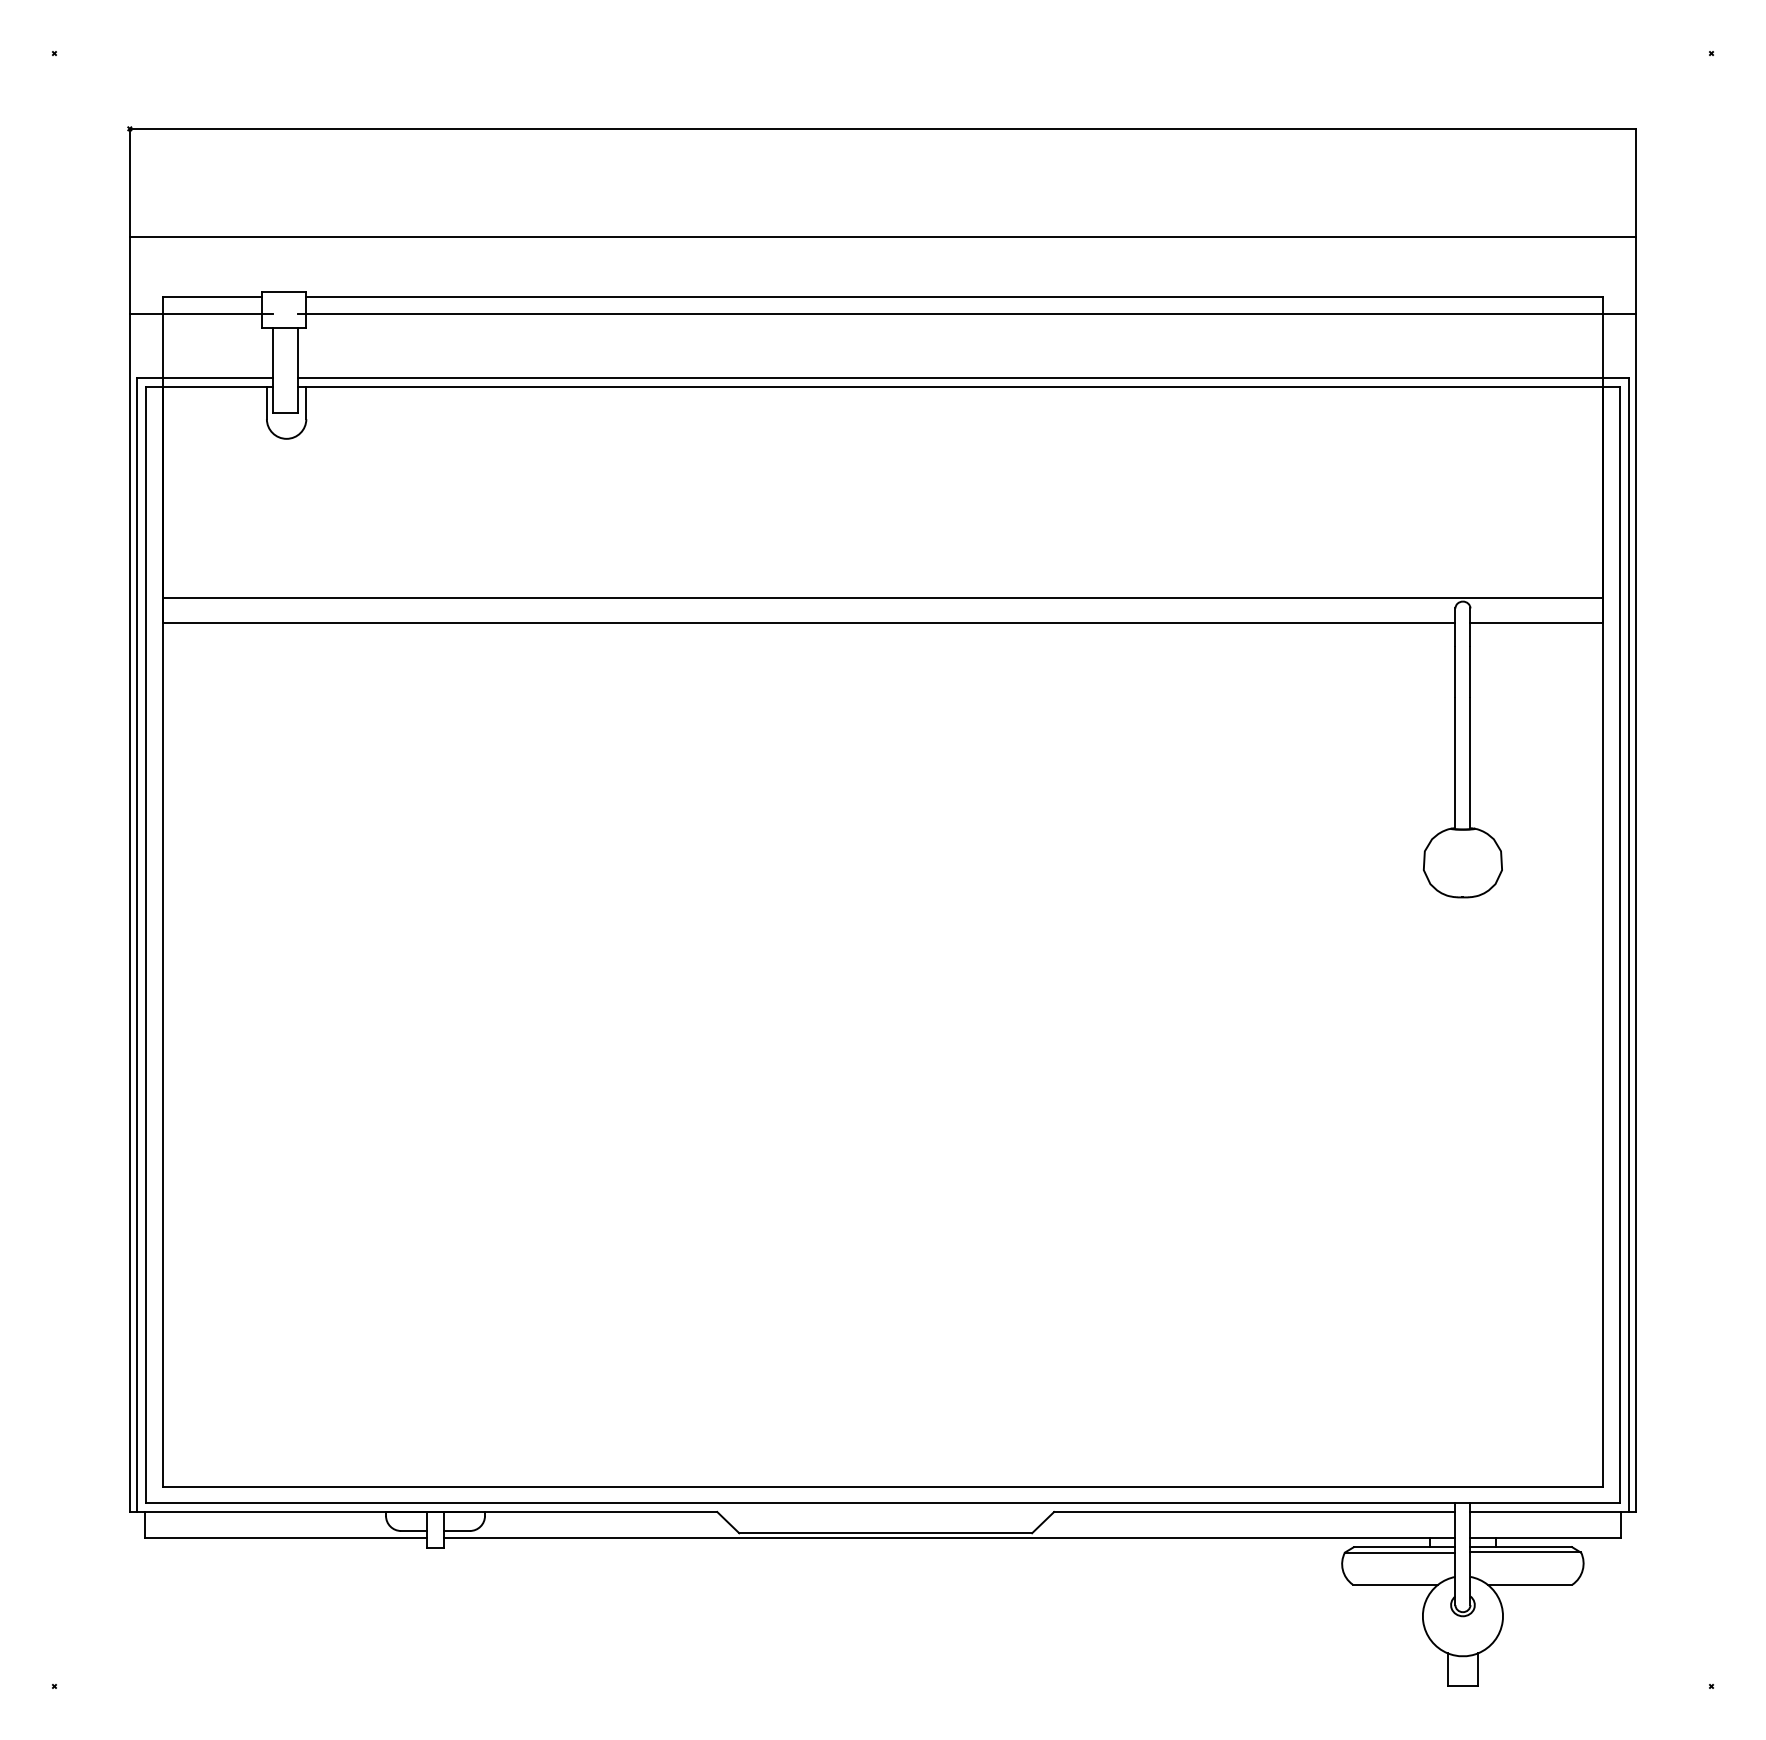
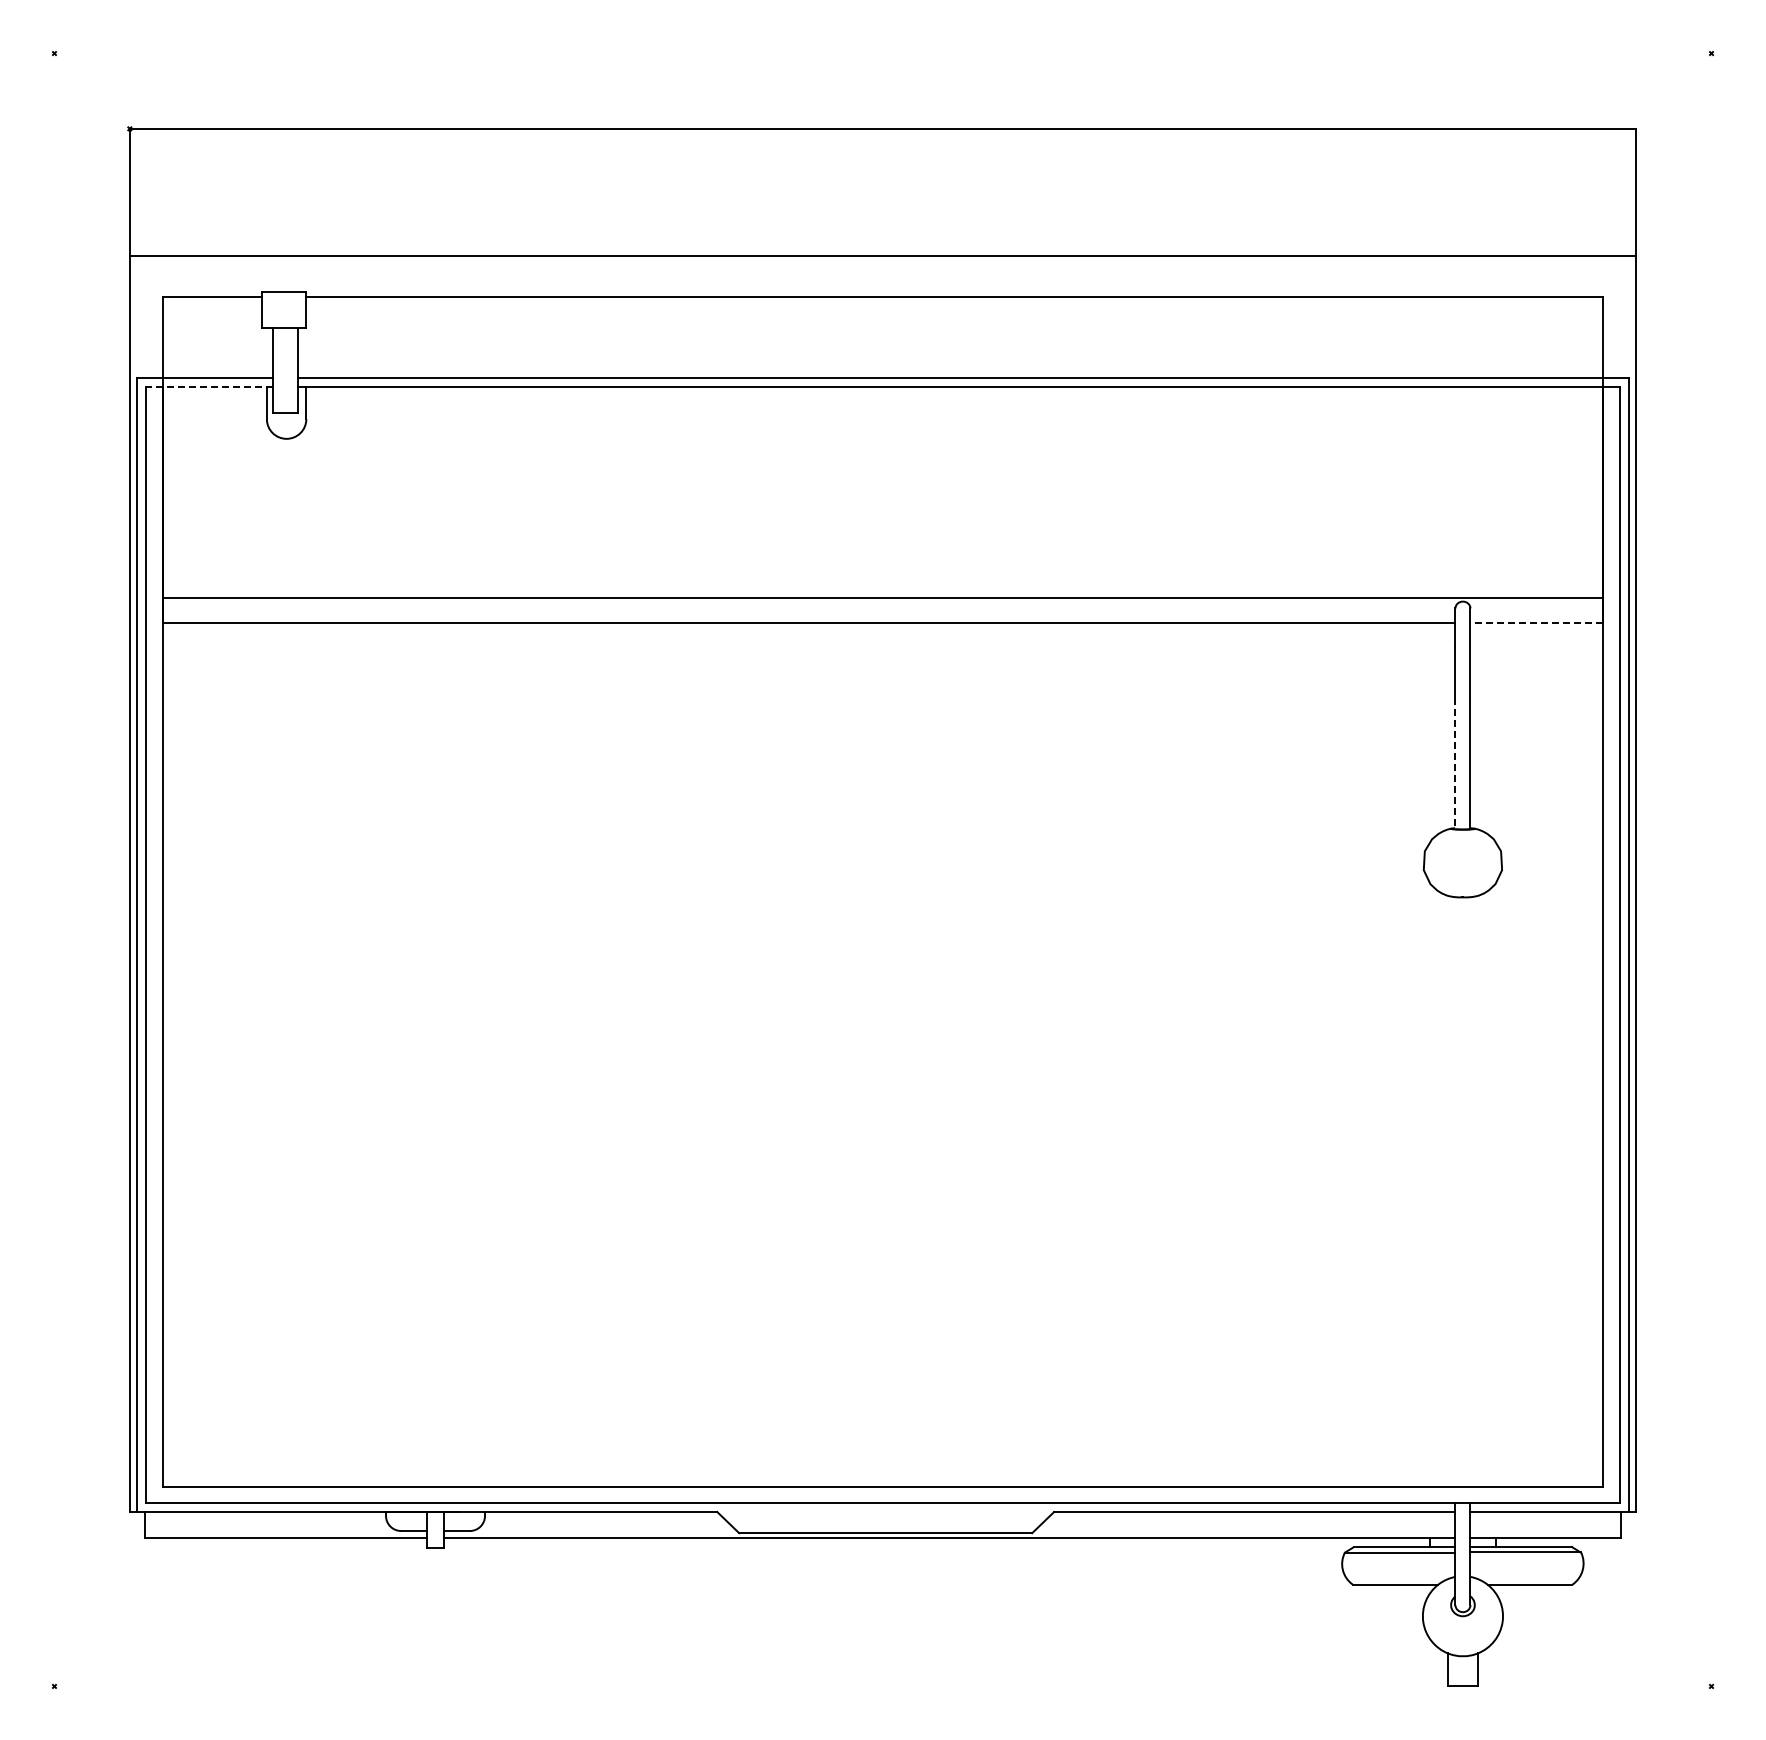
line position: (882, 236) -> (882, 255) (882, 255)
line: present -> none (201, 313)
line: present -> none (966, 313)
line: solid -> dashed (209, 387)
line: solid -> dashed (1536, 622)
line: solid -> dashed (1455, 764)
